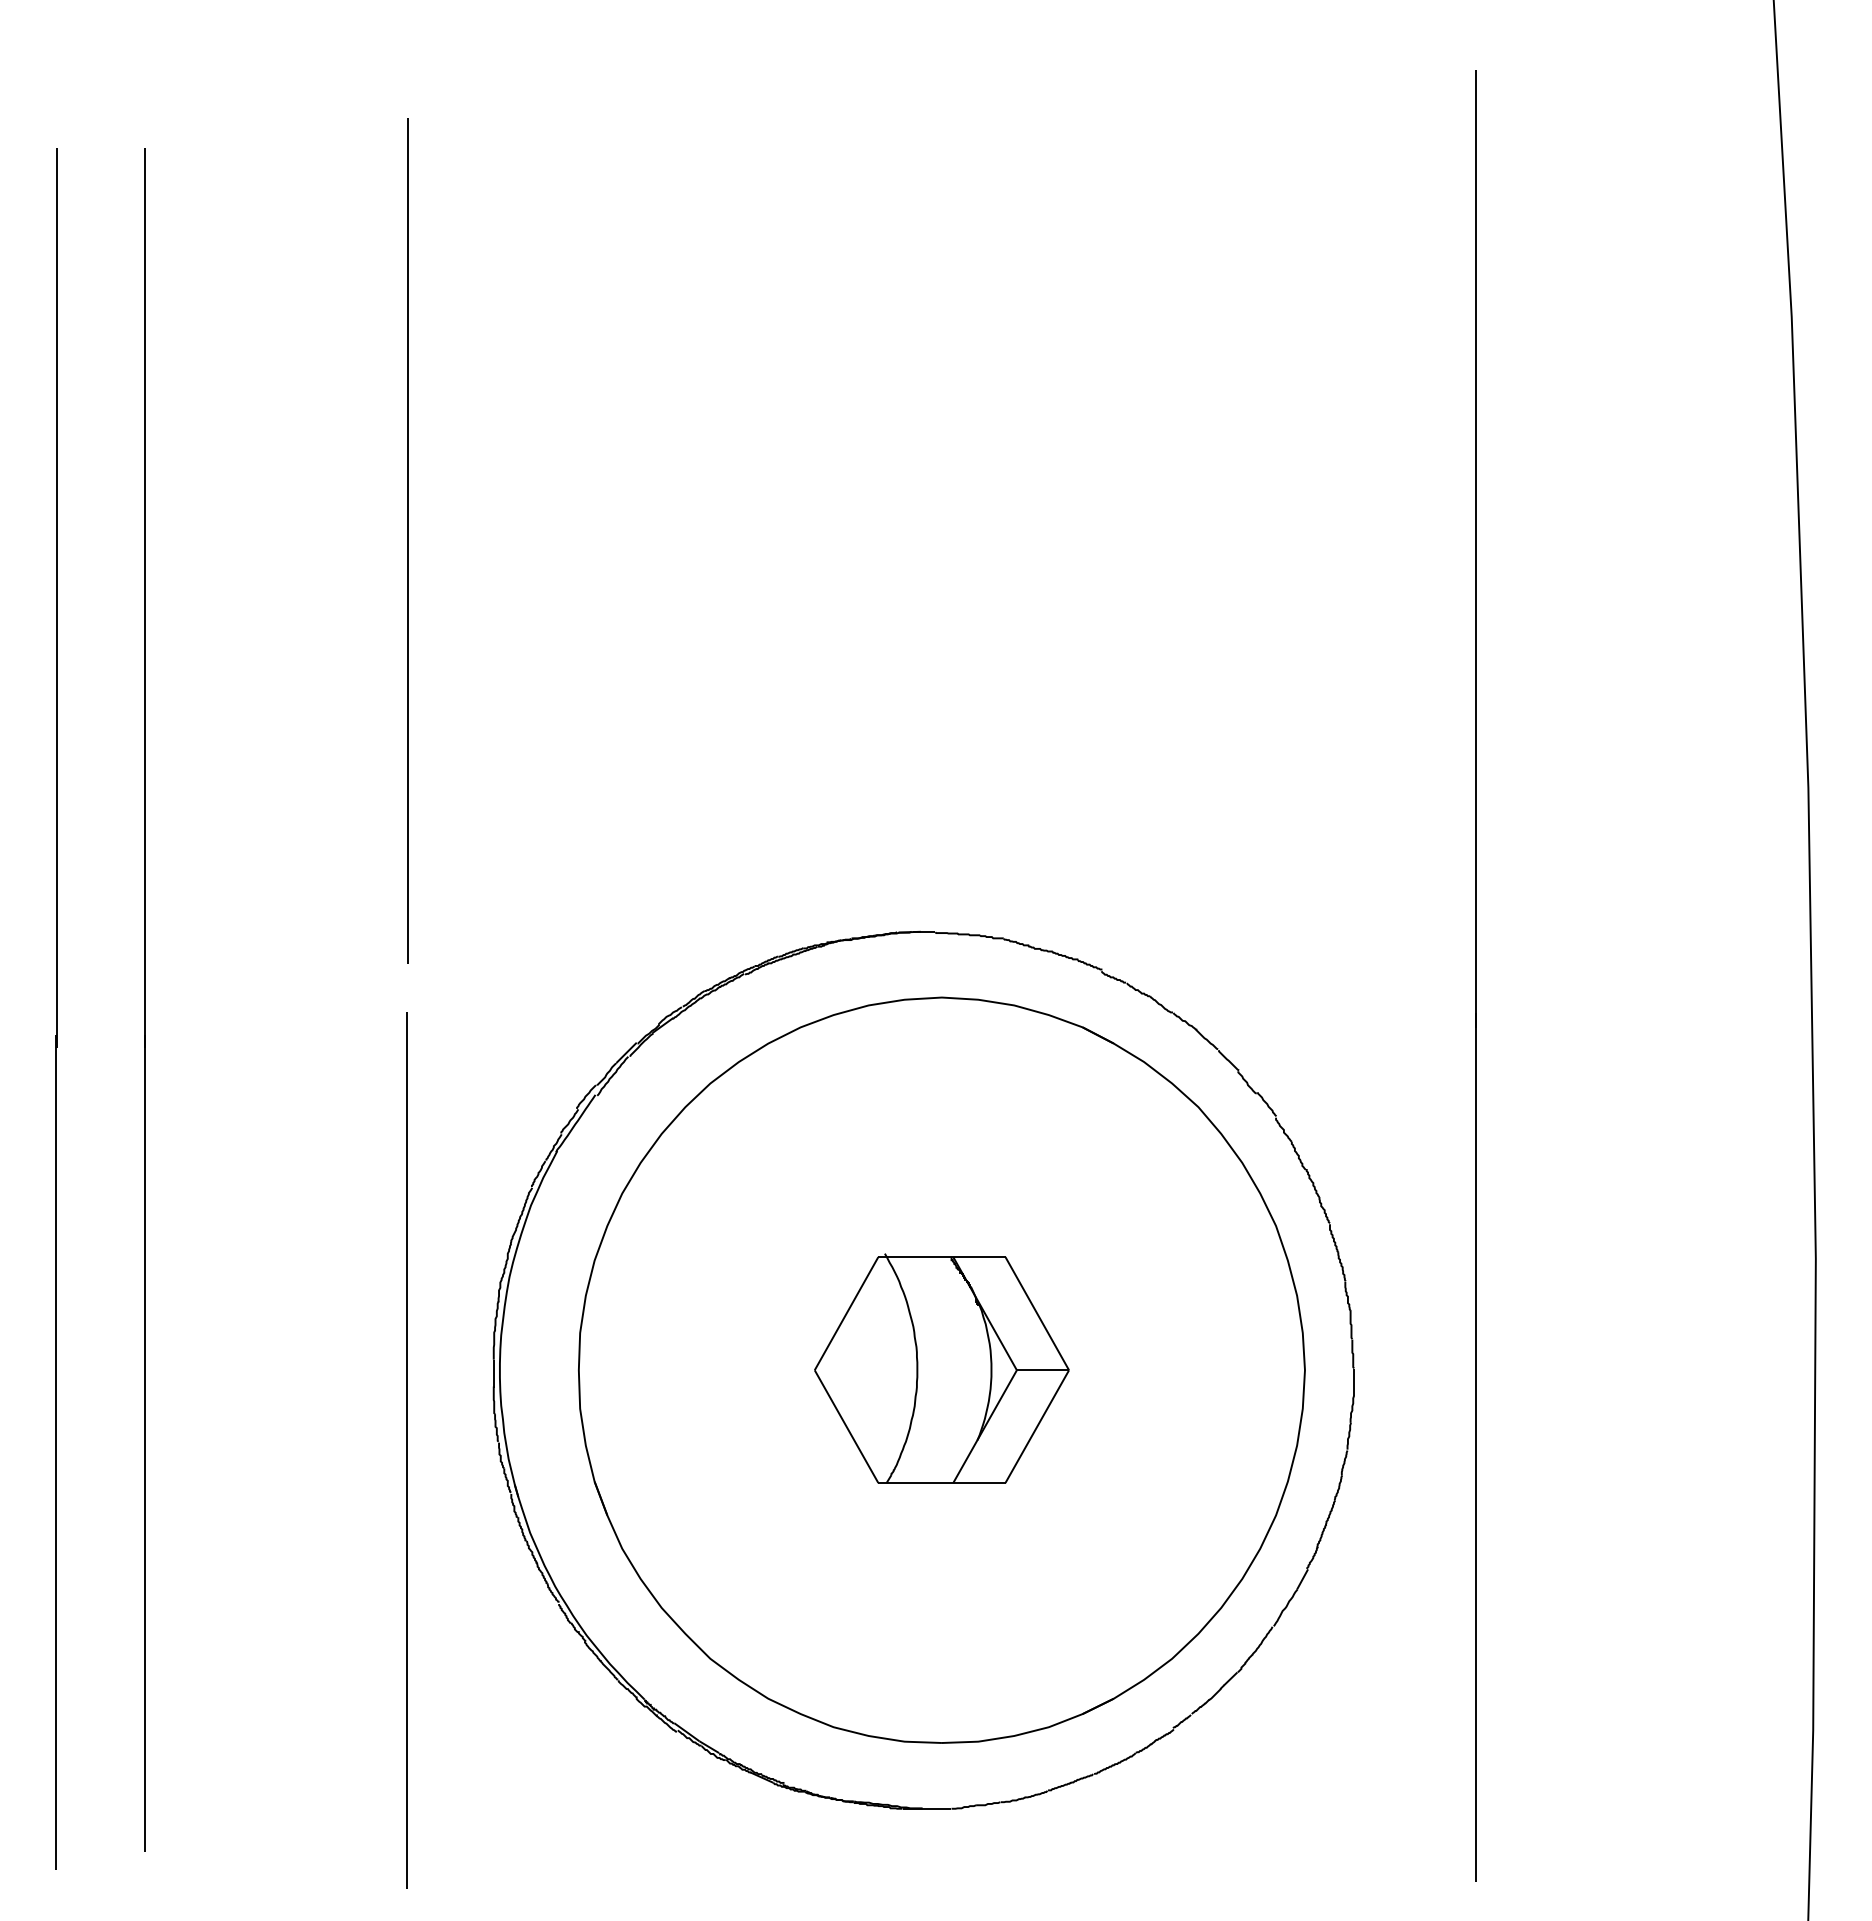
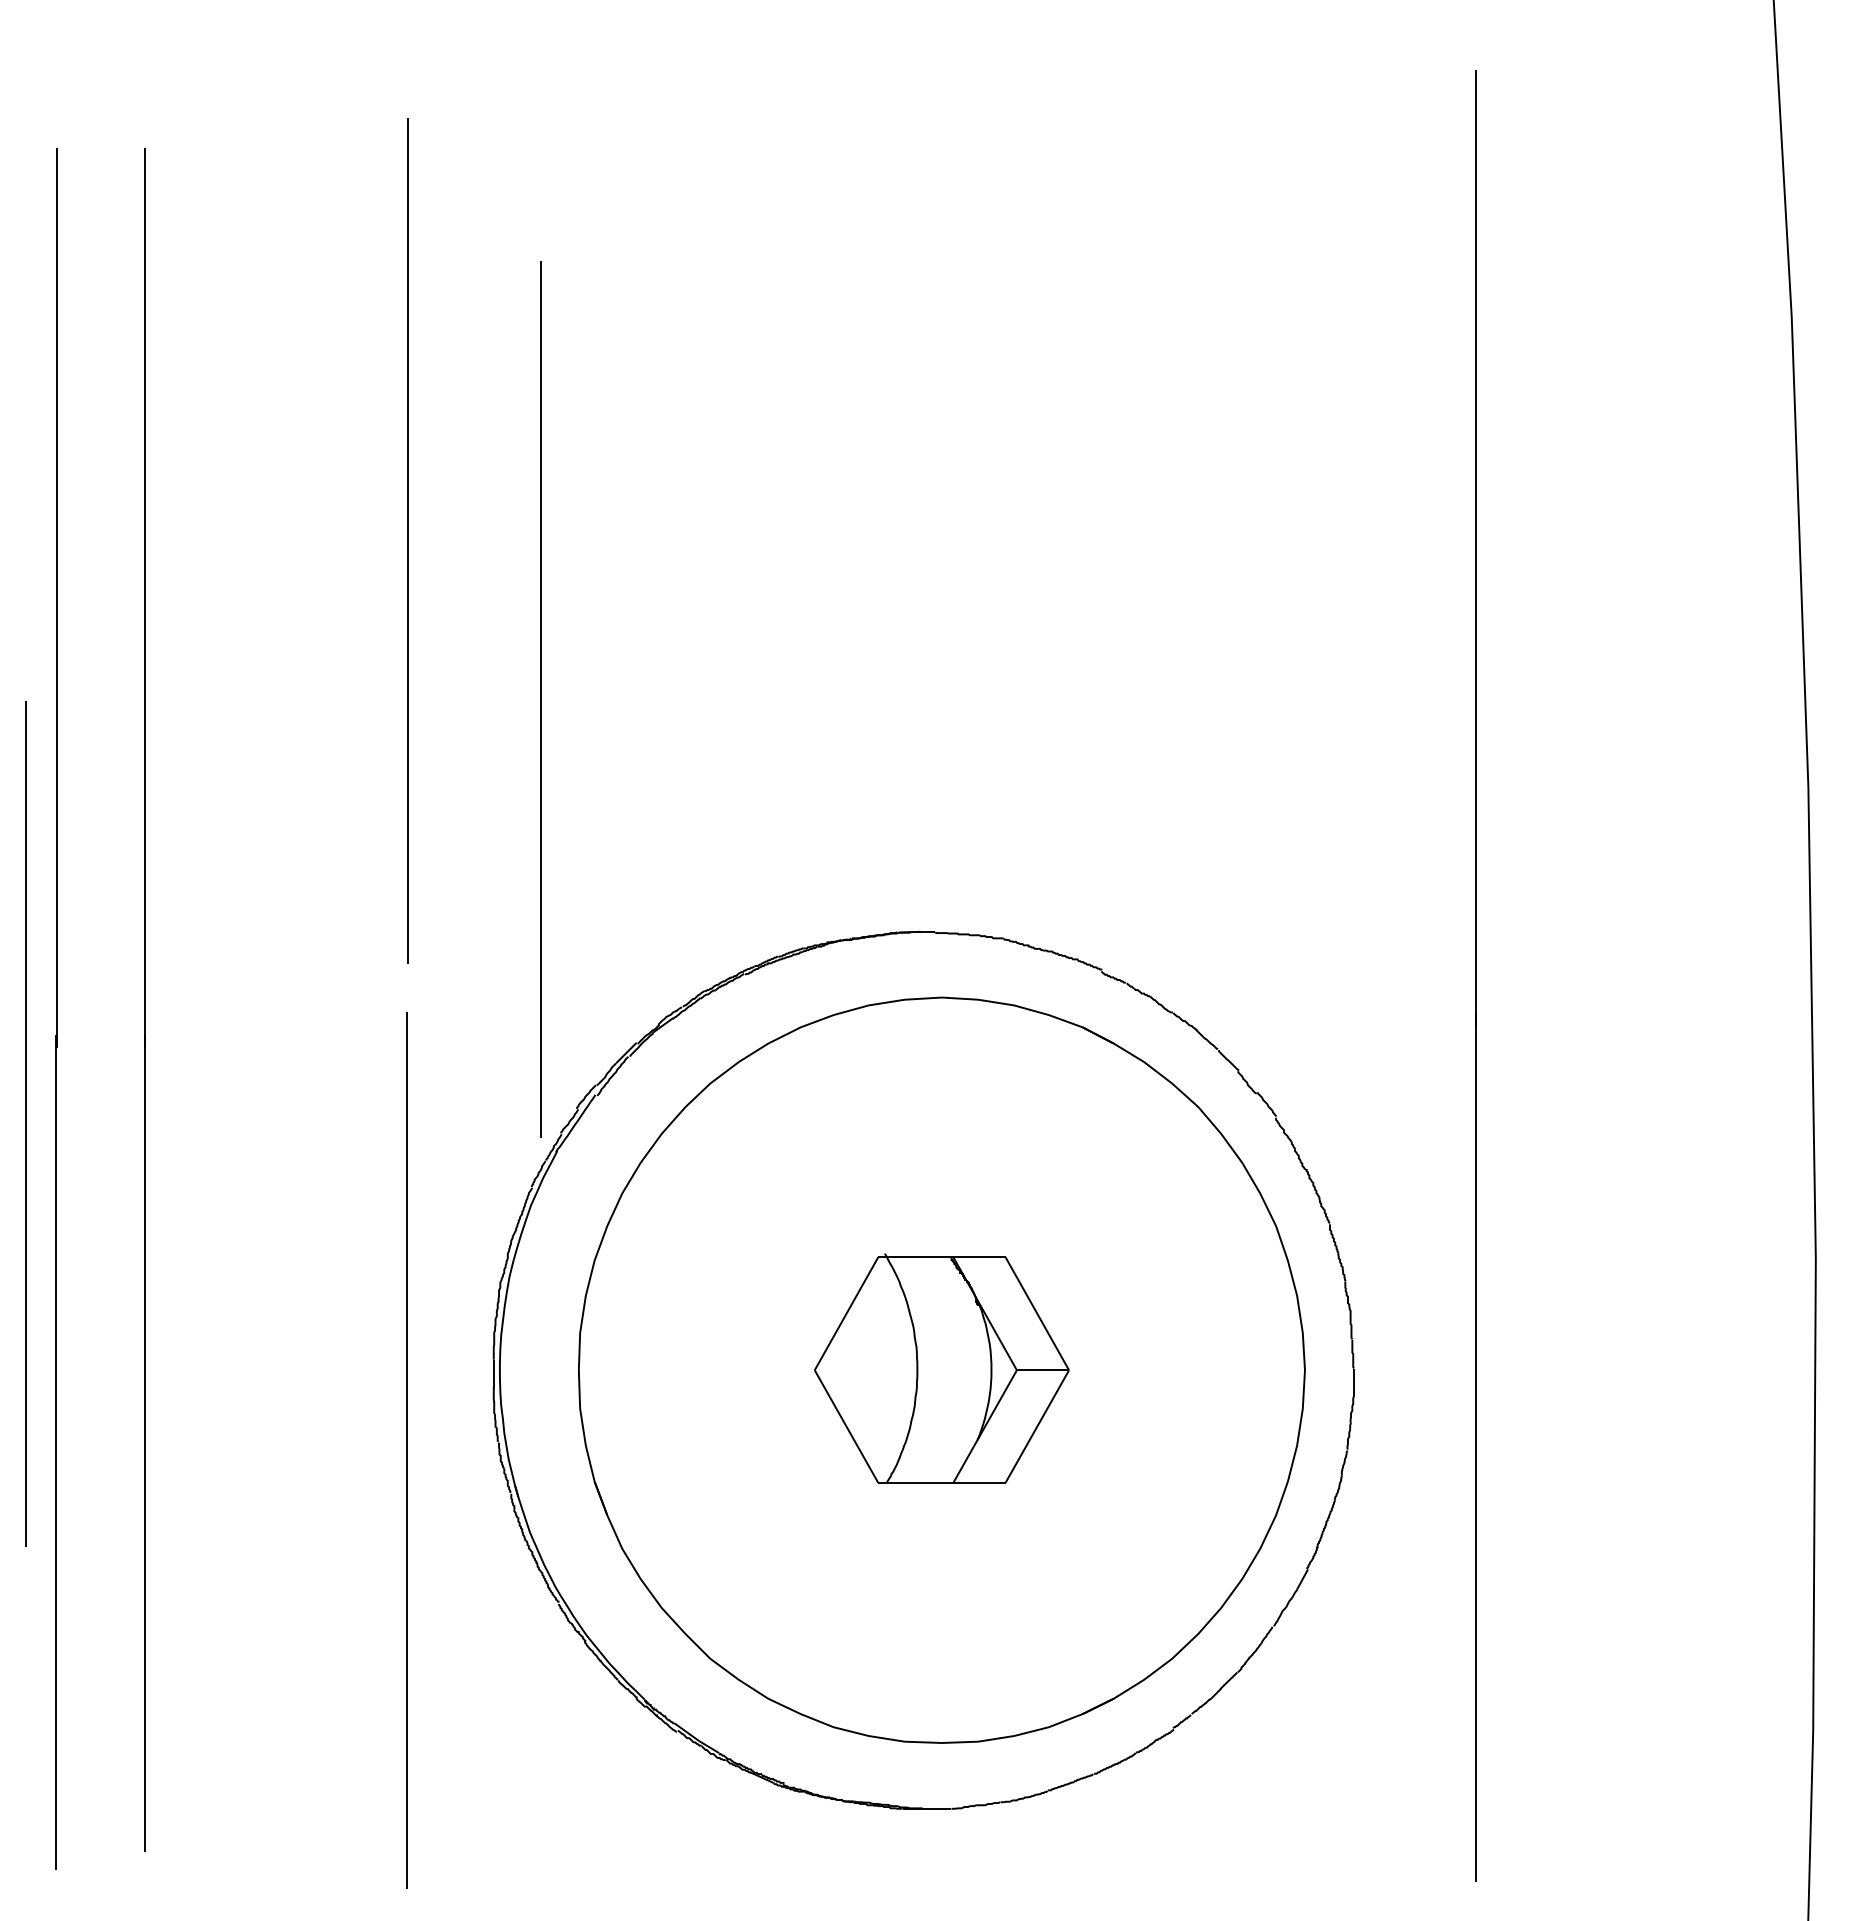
line: none -> present (540, 699)
line: none -> present (25, 1123)
